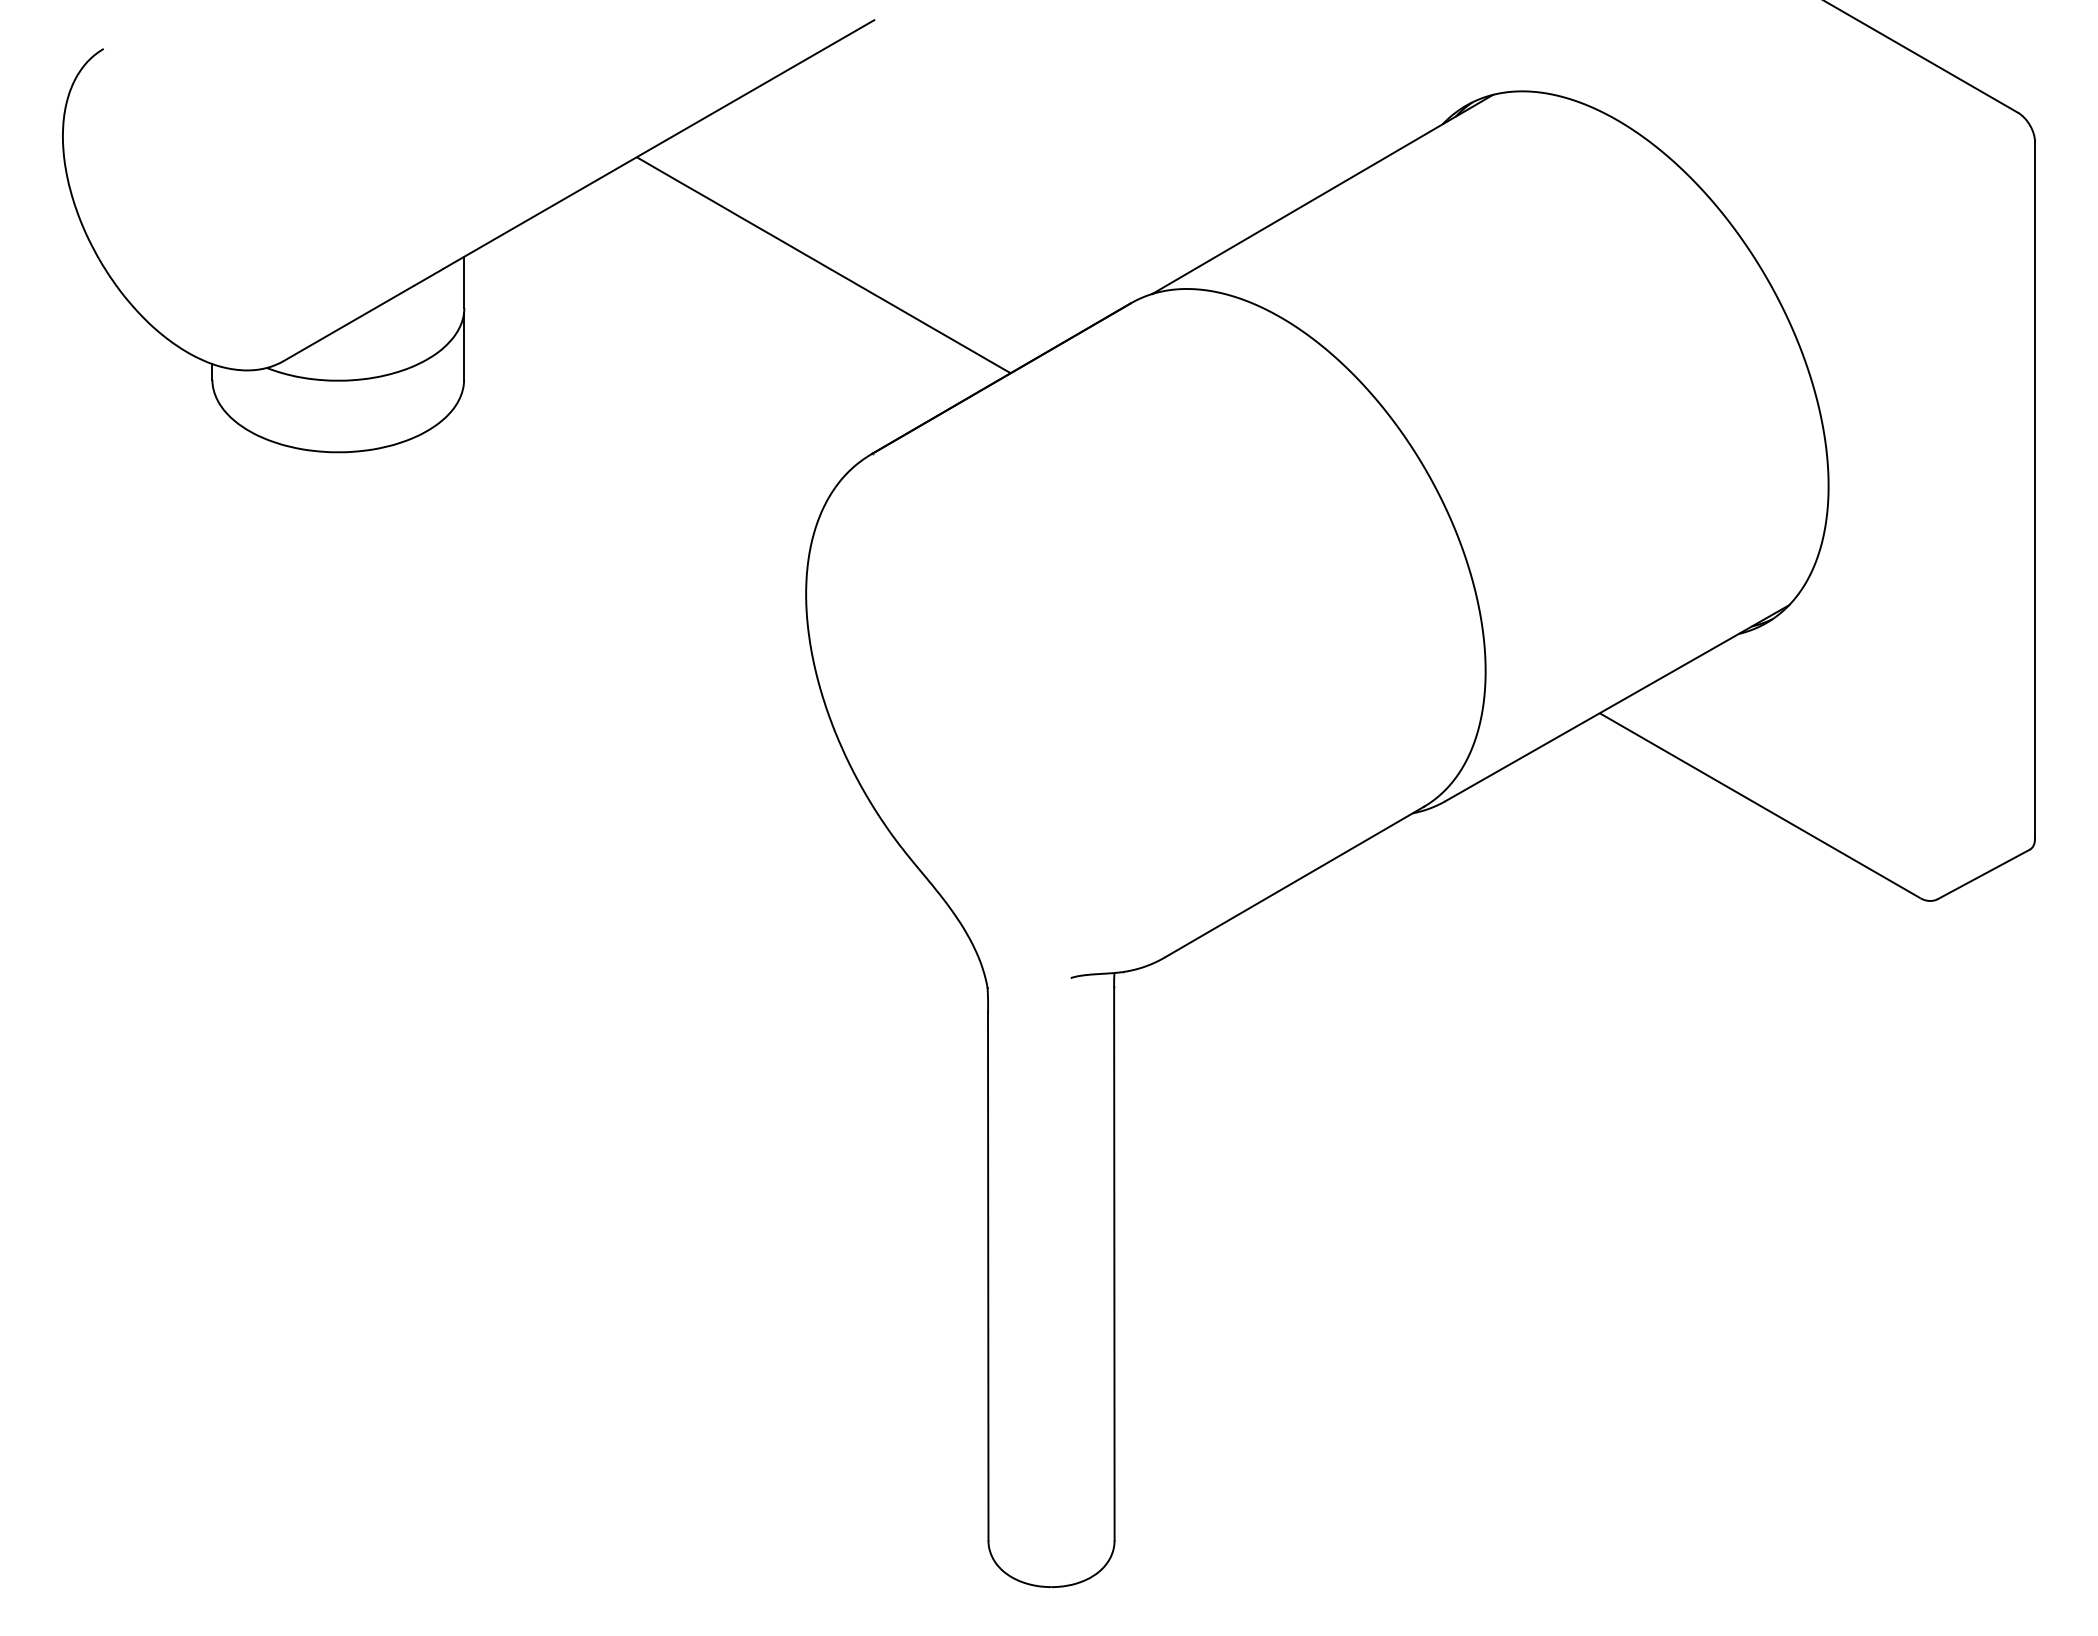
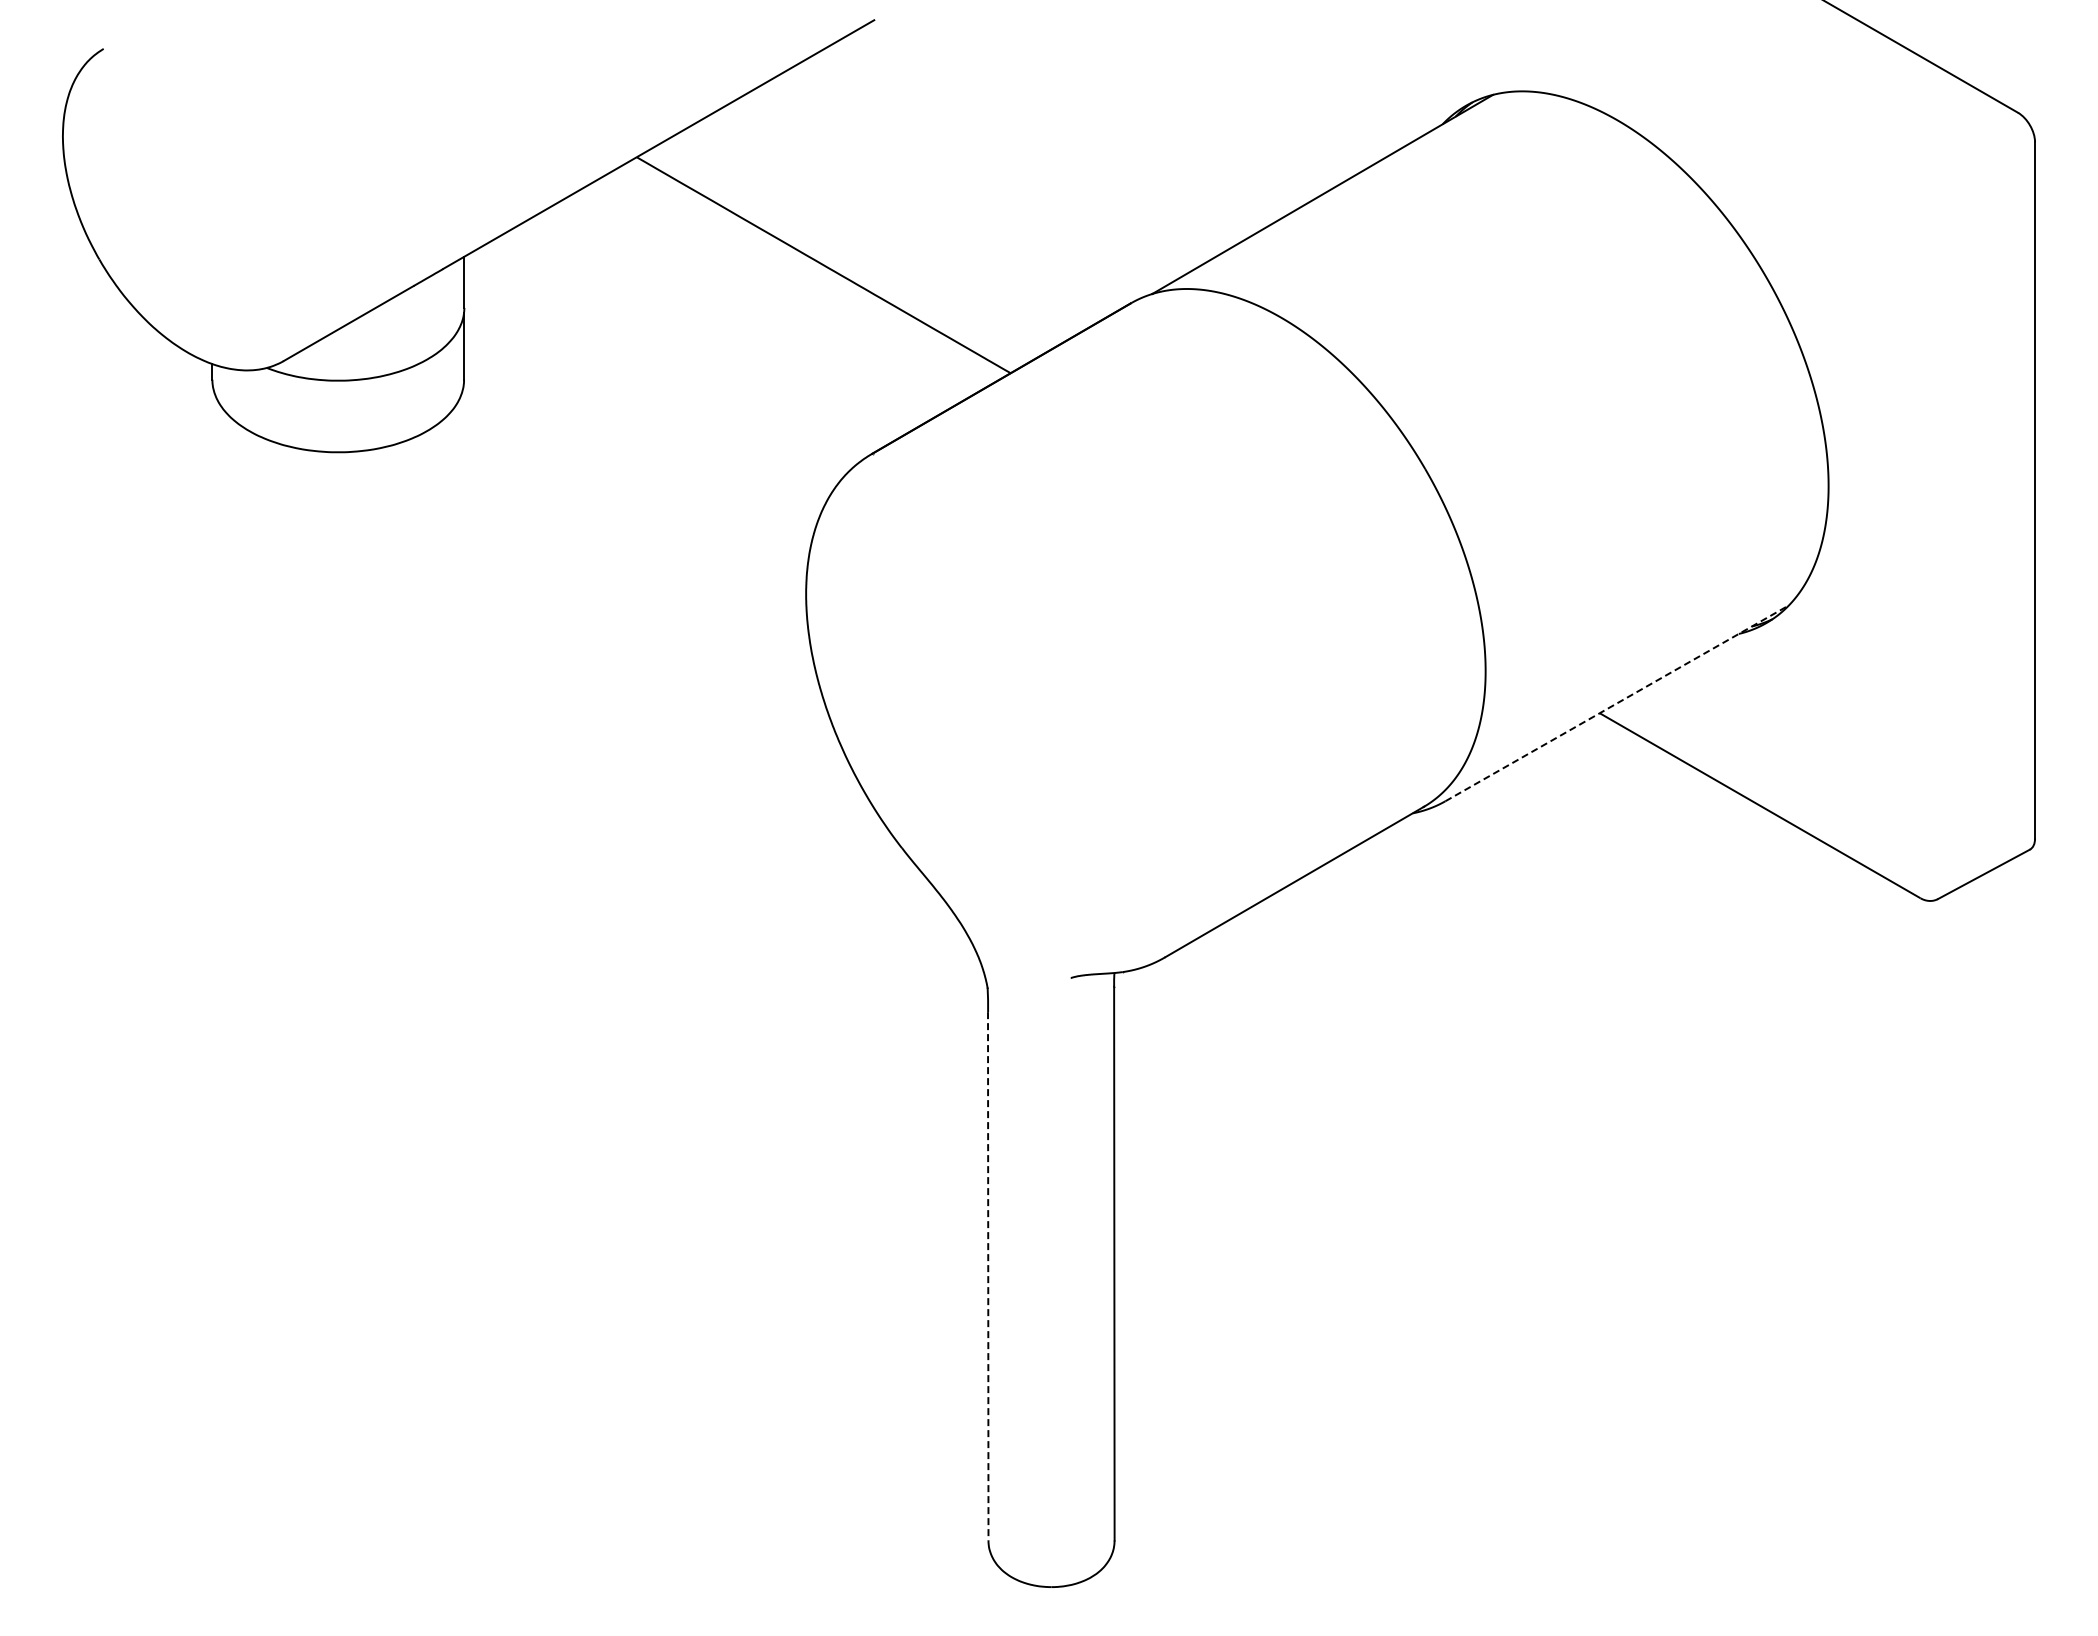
line: solid -> dashed (1617, 703)
line: solid -> dashed (988, 1276)
